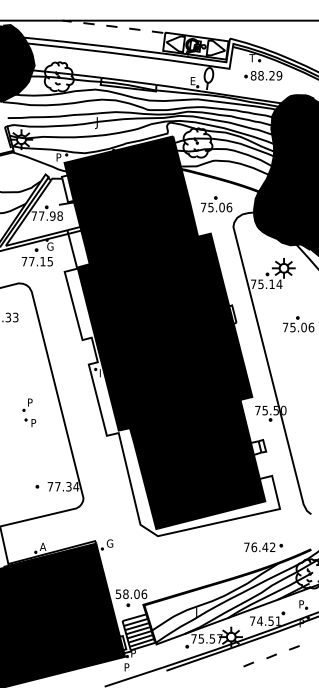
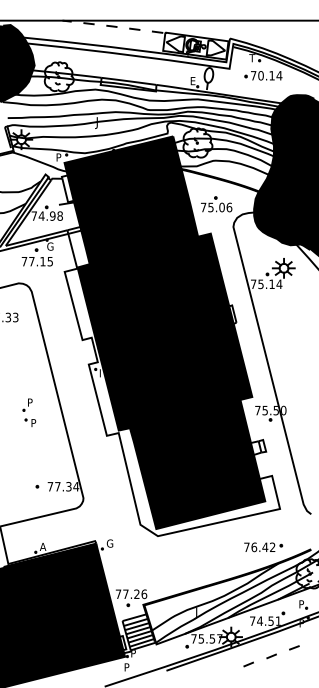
text: 88.29 -> 70.14 (266, 75)
text: 77.98 -> 74.98 (41, 215)
part: present -> none (298, 324)
text: 58.06 -> 77.26 (127, 594)
